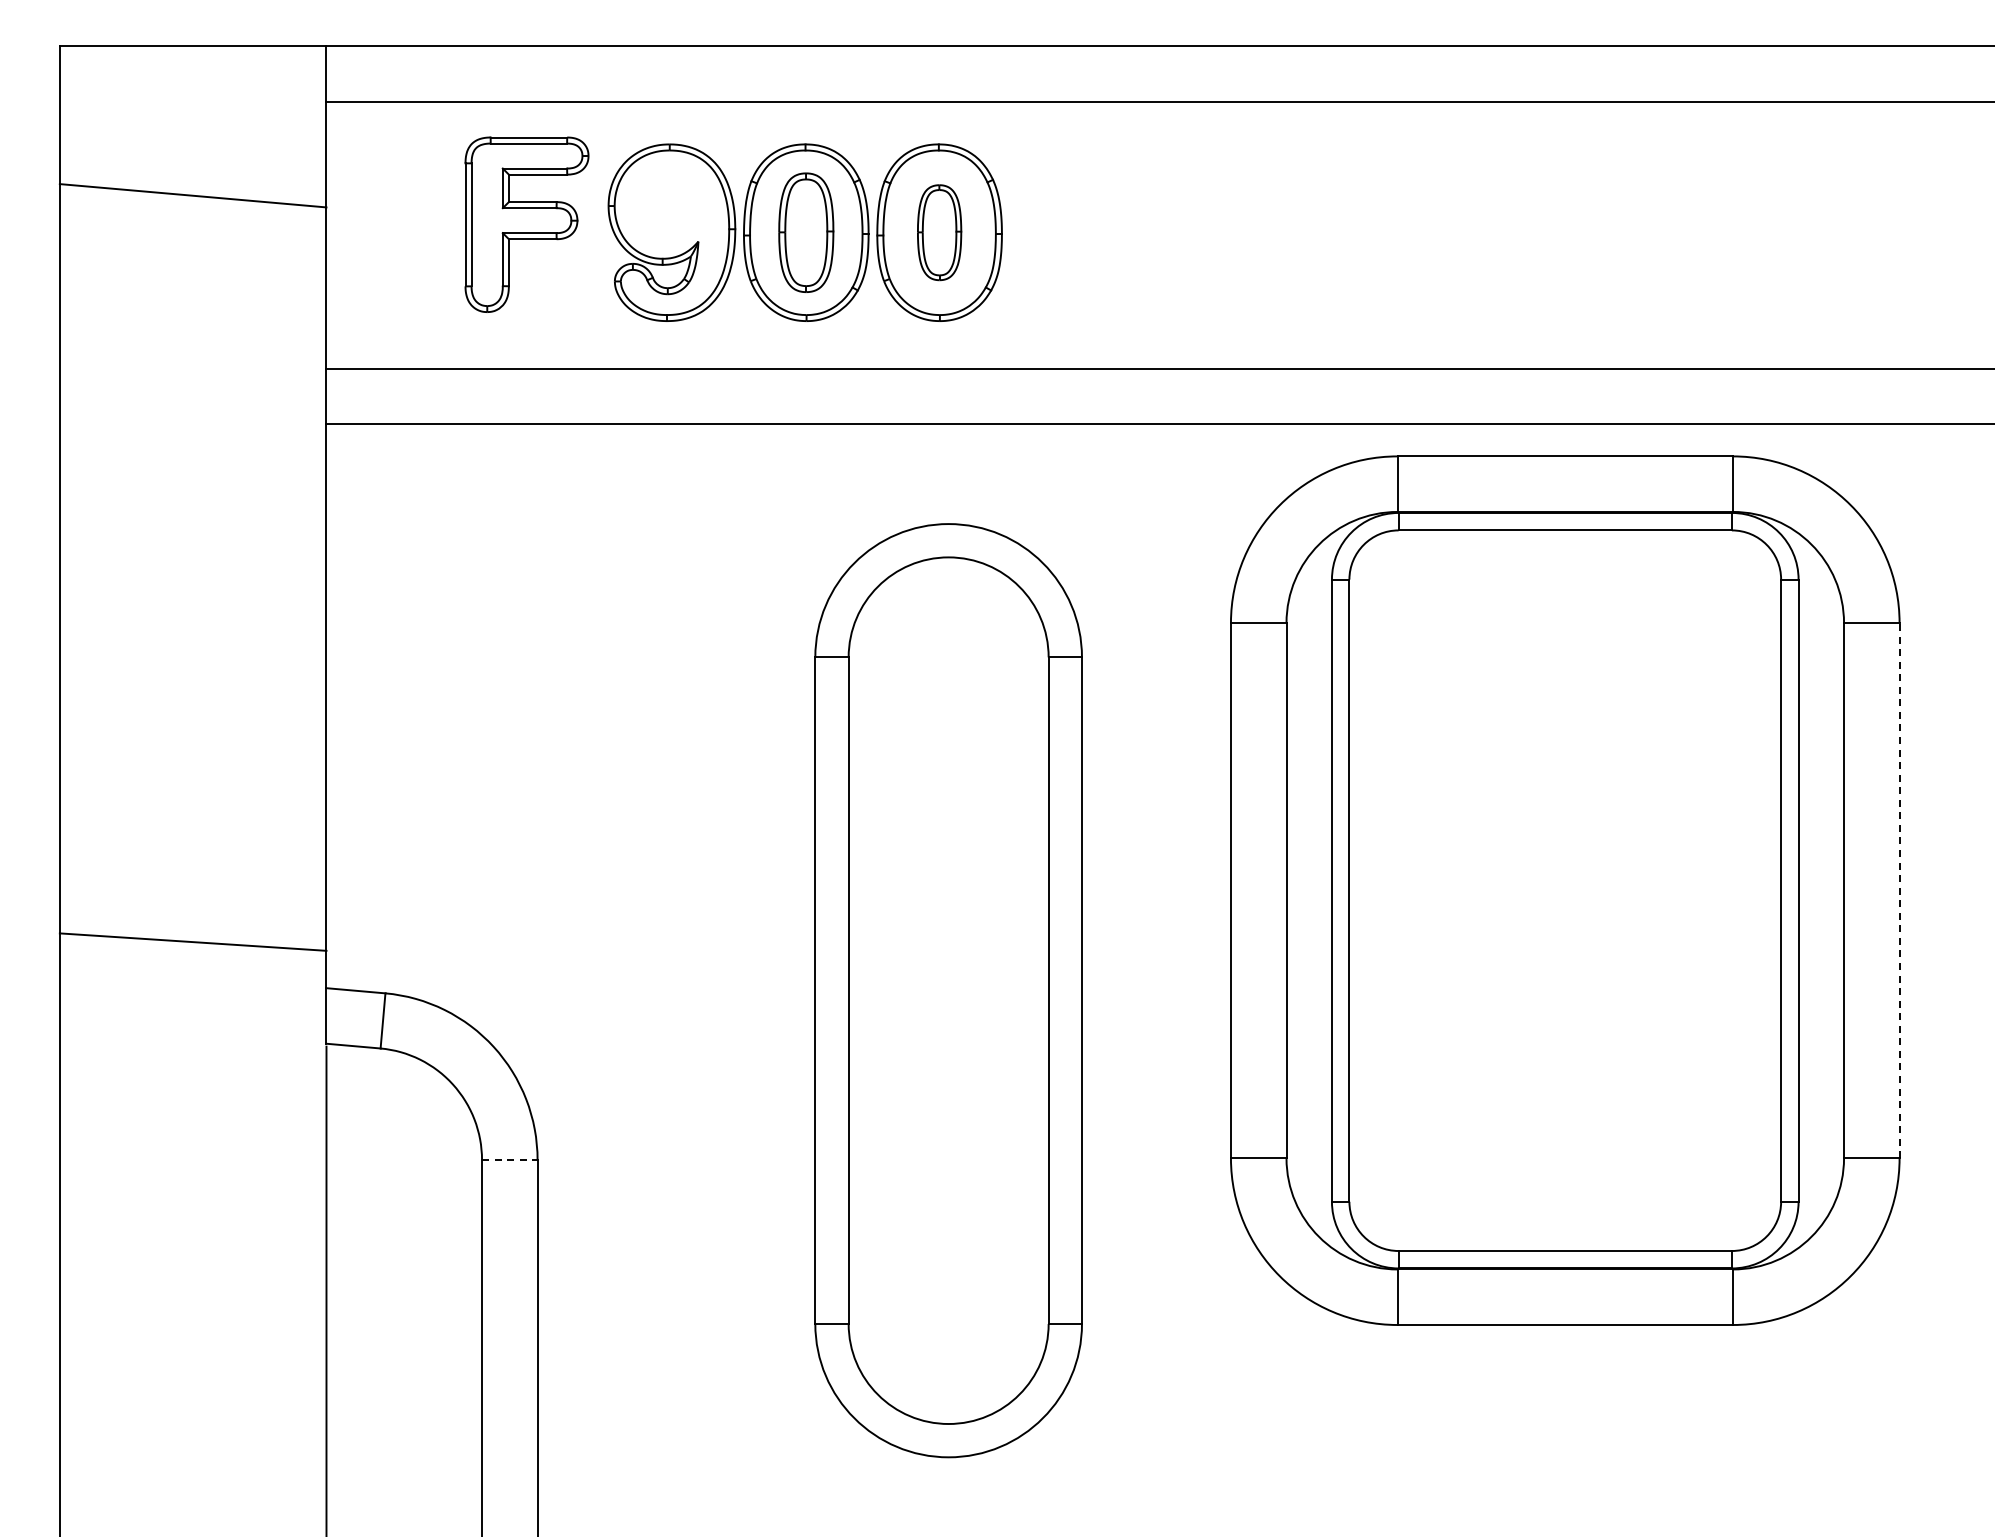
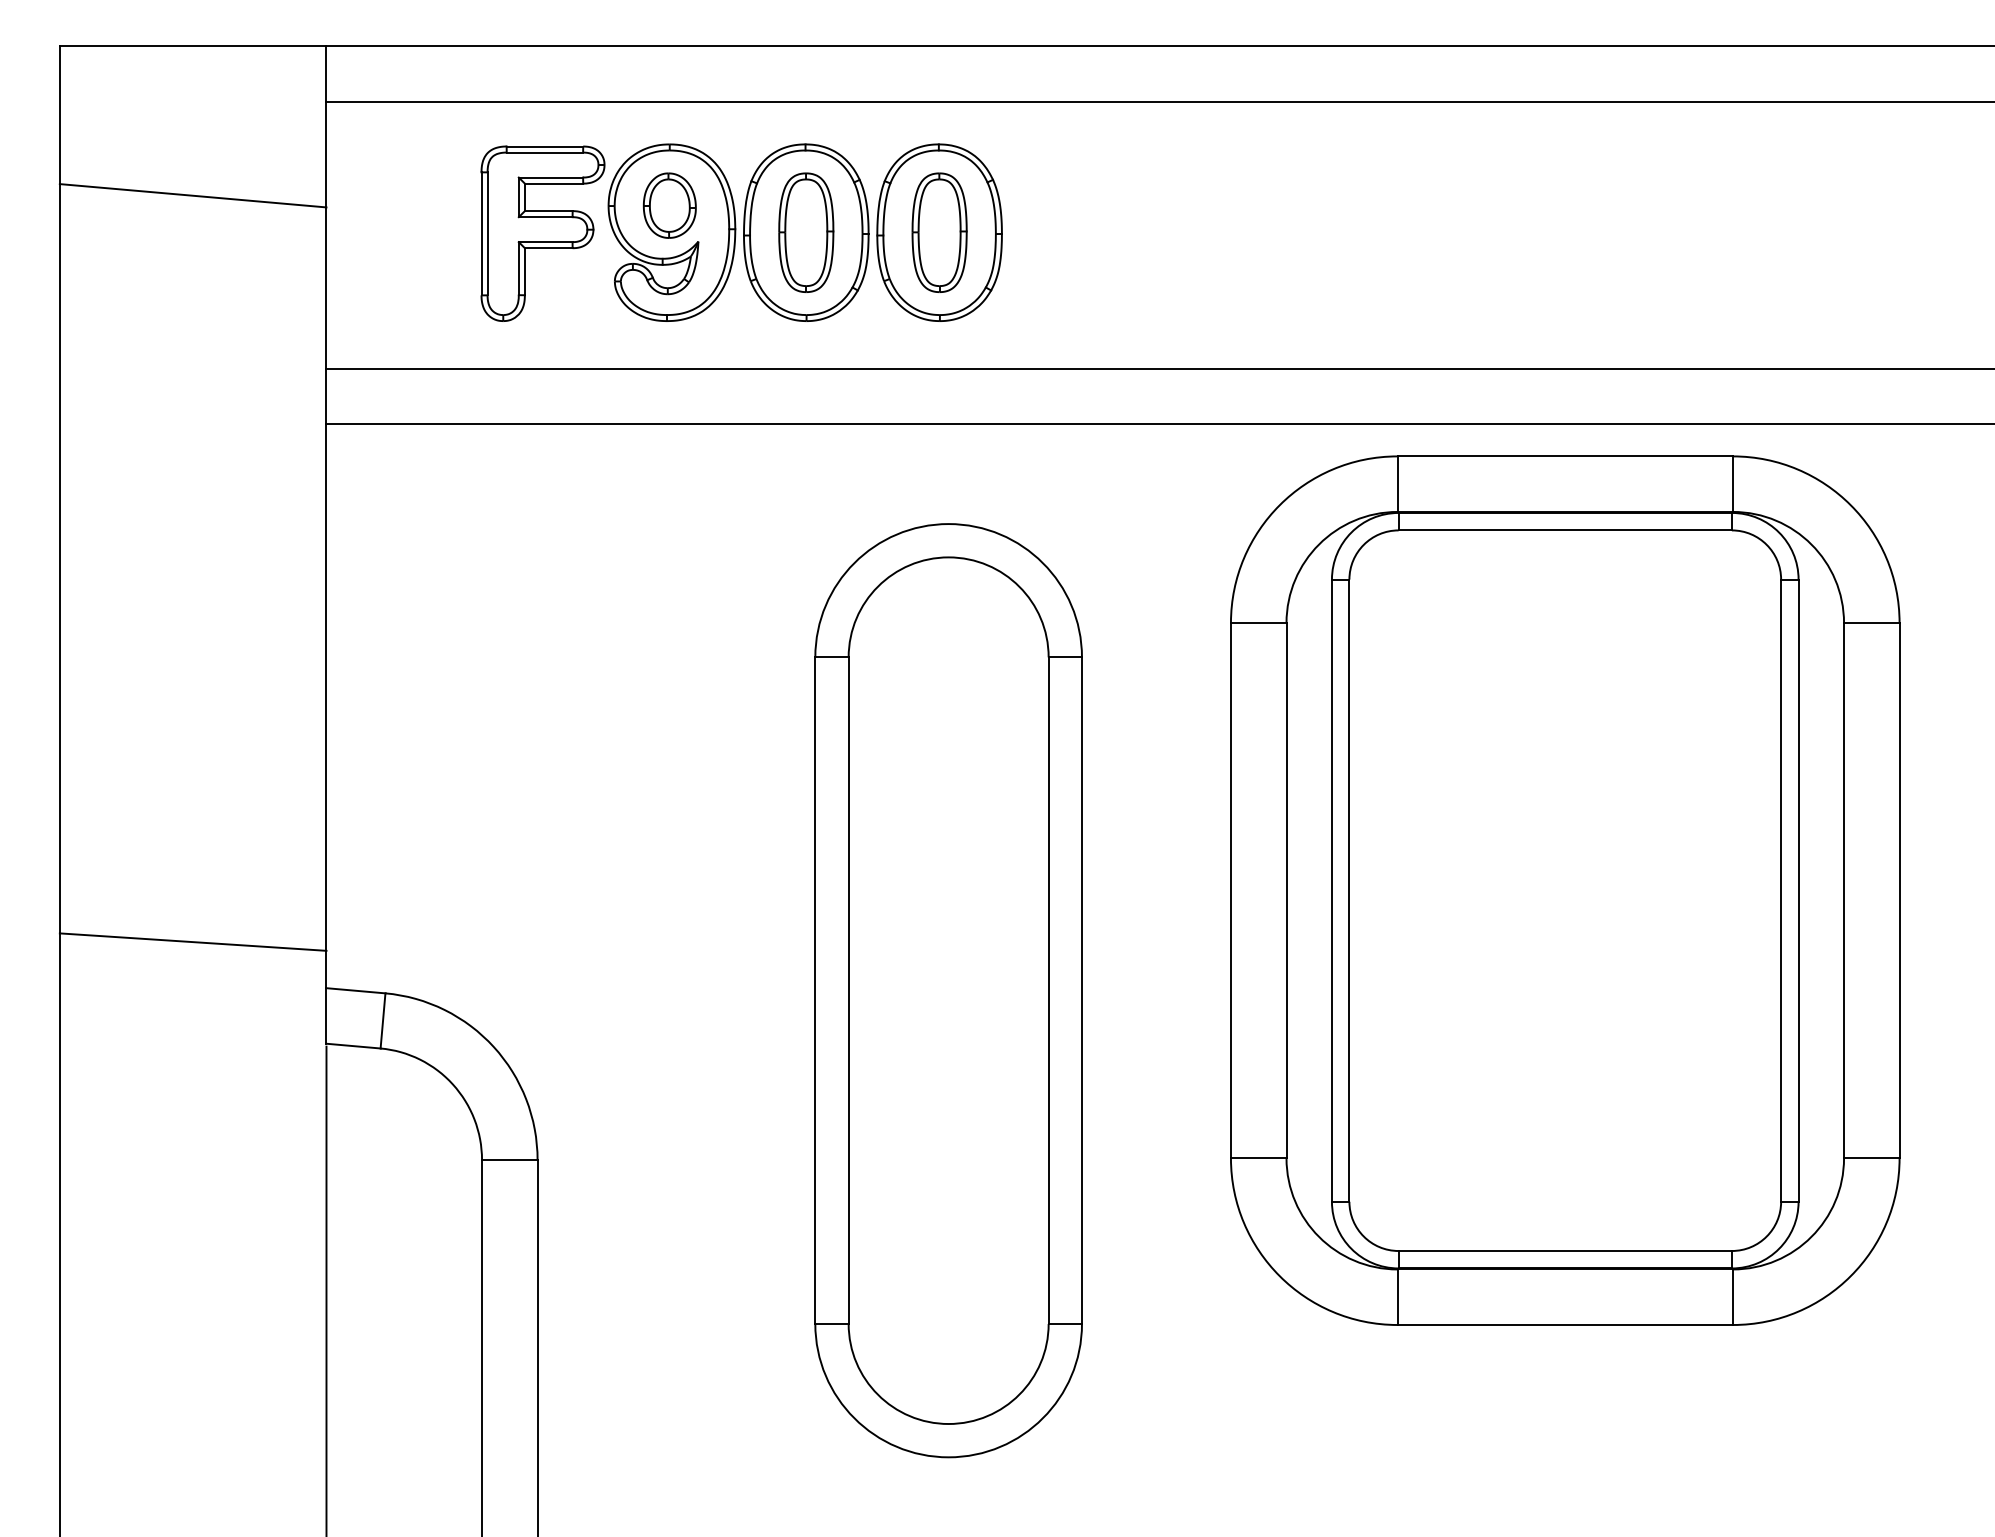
part: none -> present (669, 205)
part position: (526, 224) -> (542, 233) (542, 233)
part size: 46x98 px -> 57x121 px (939, 232)
line: dashed -> solid (1899, 890)
line: dashed -> solid (509, 1160)
